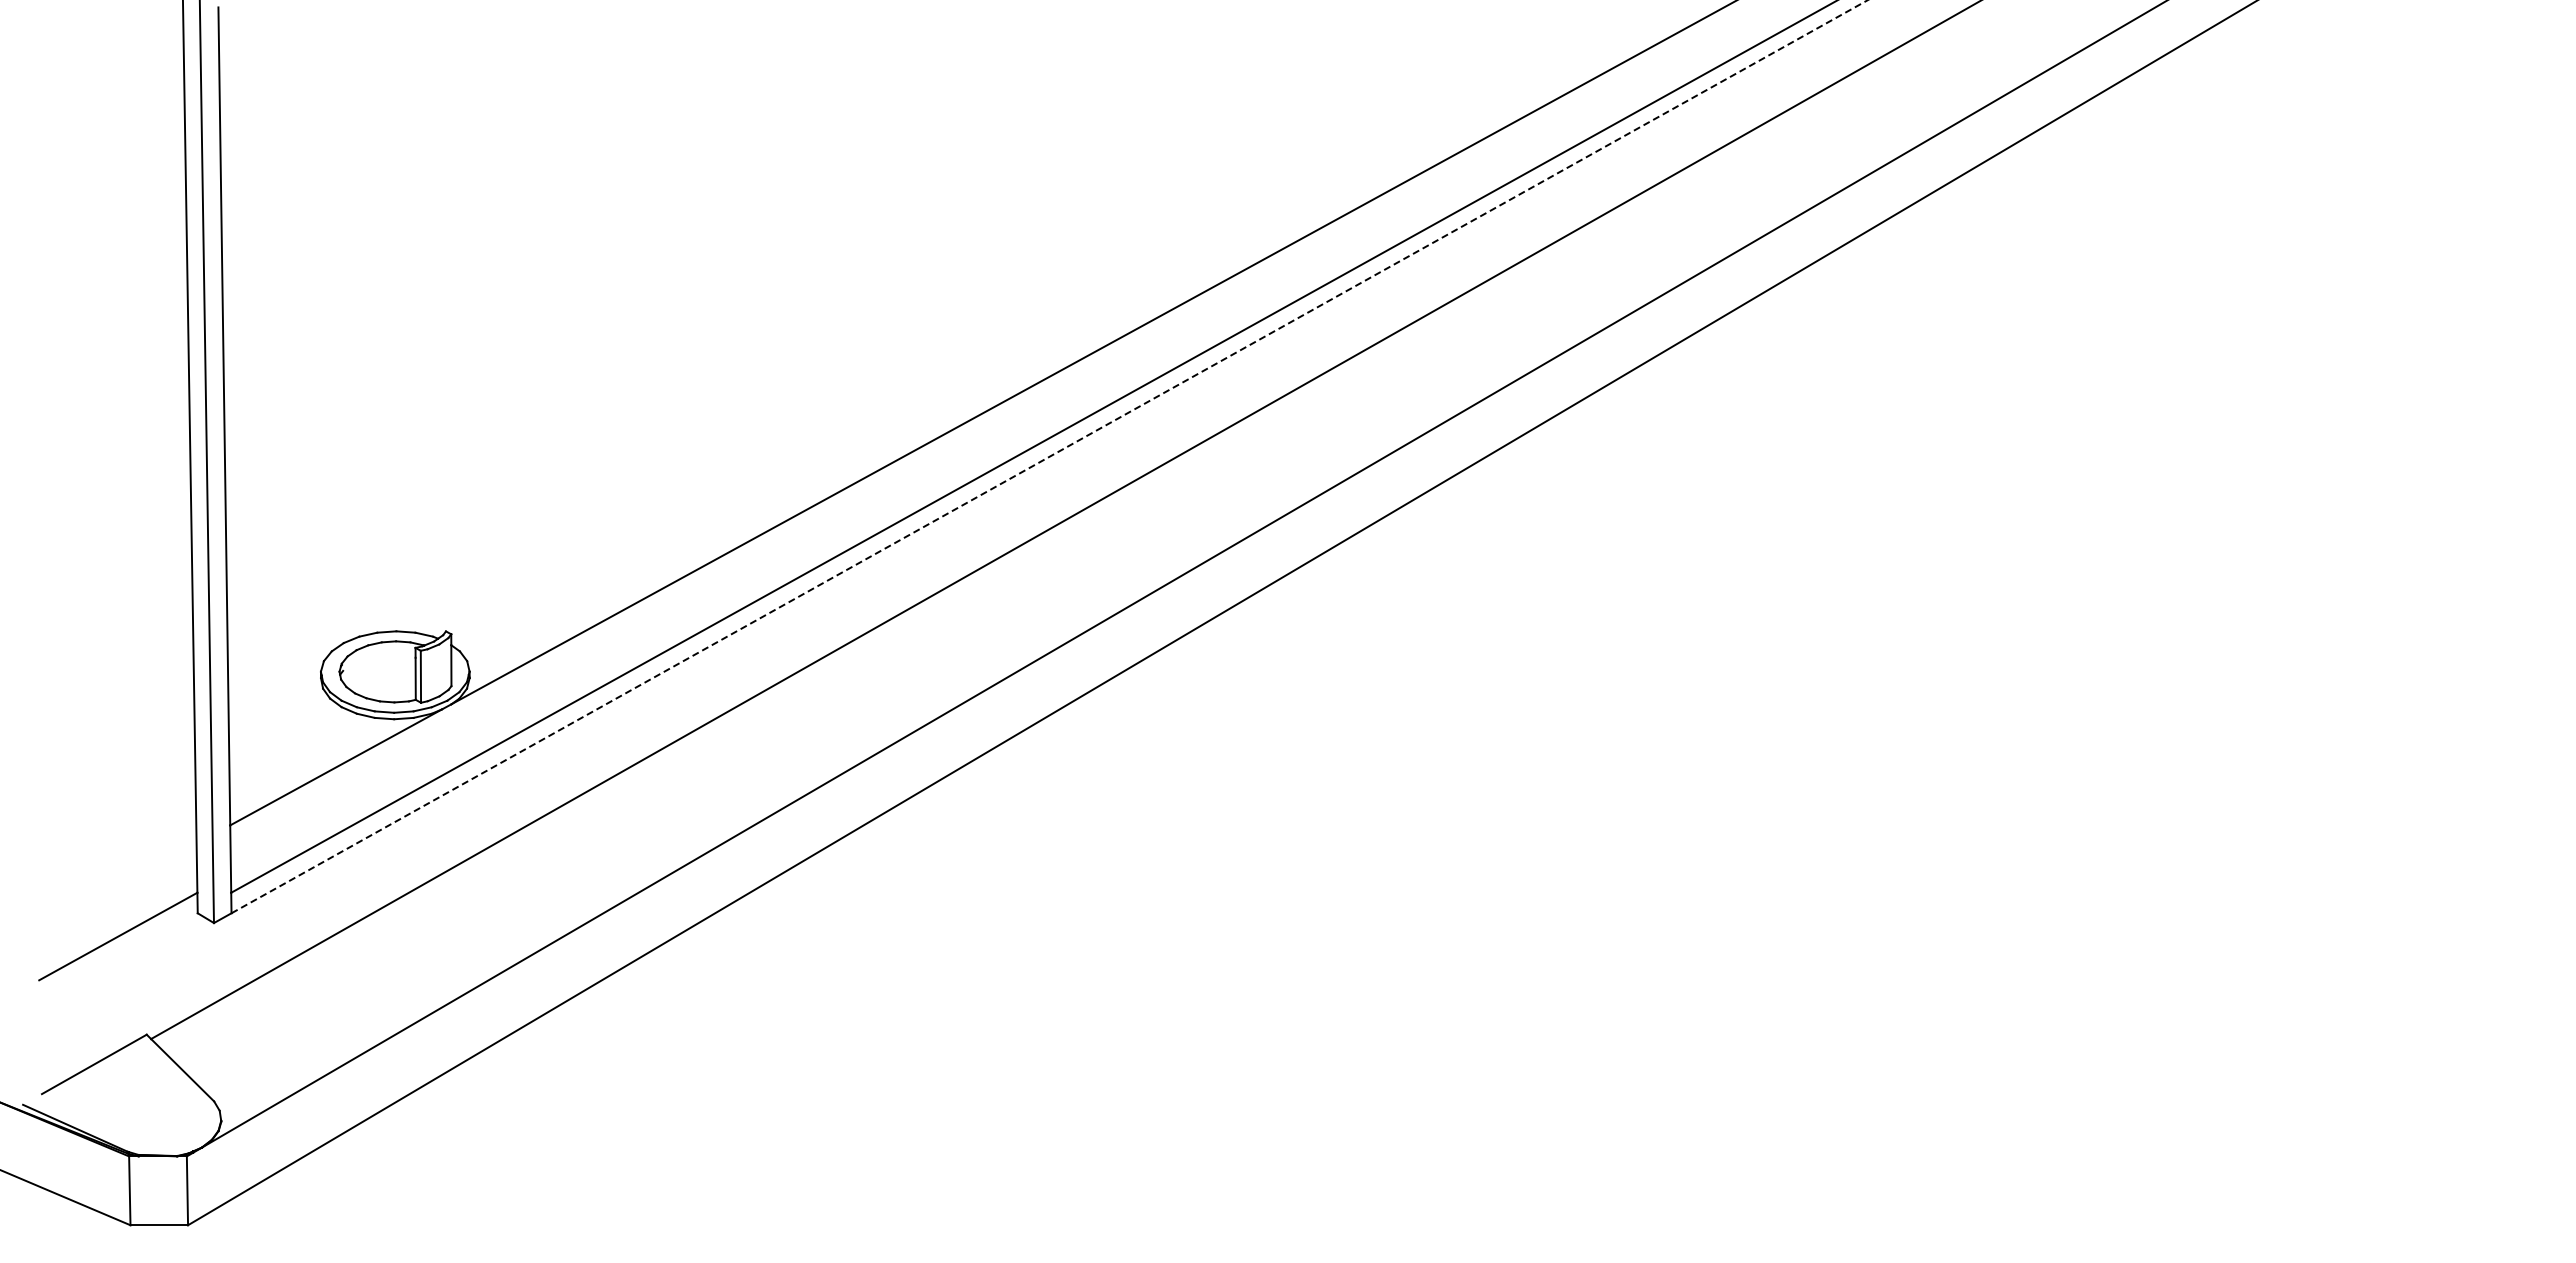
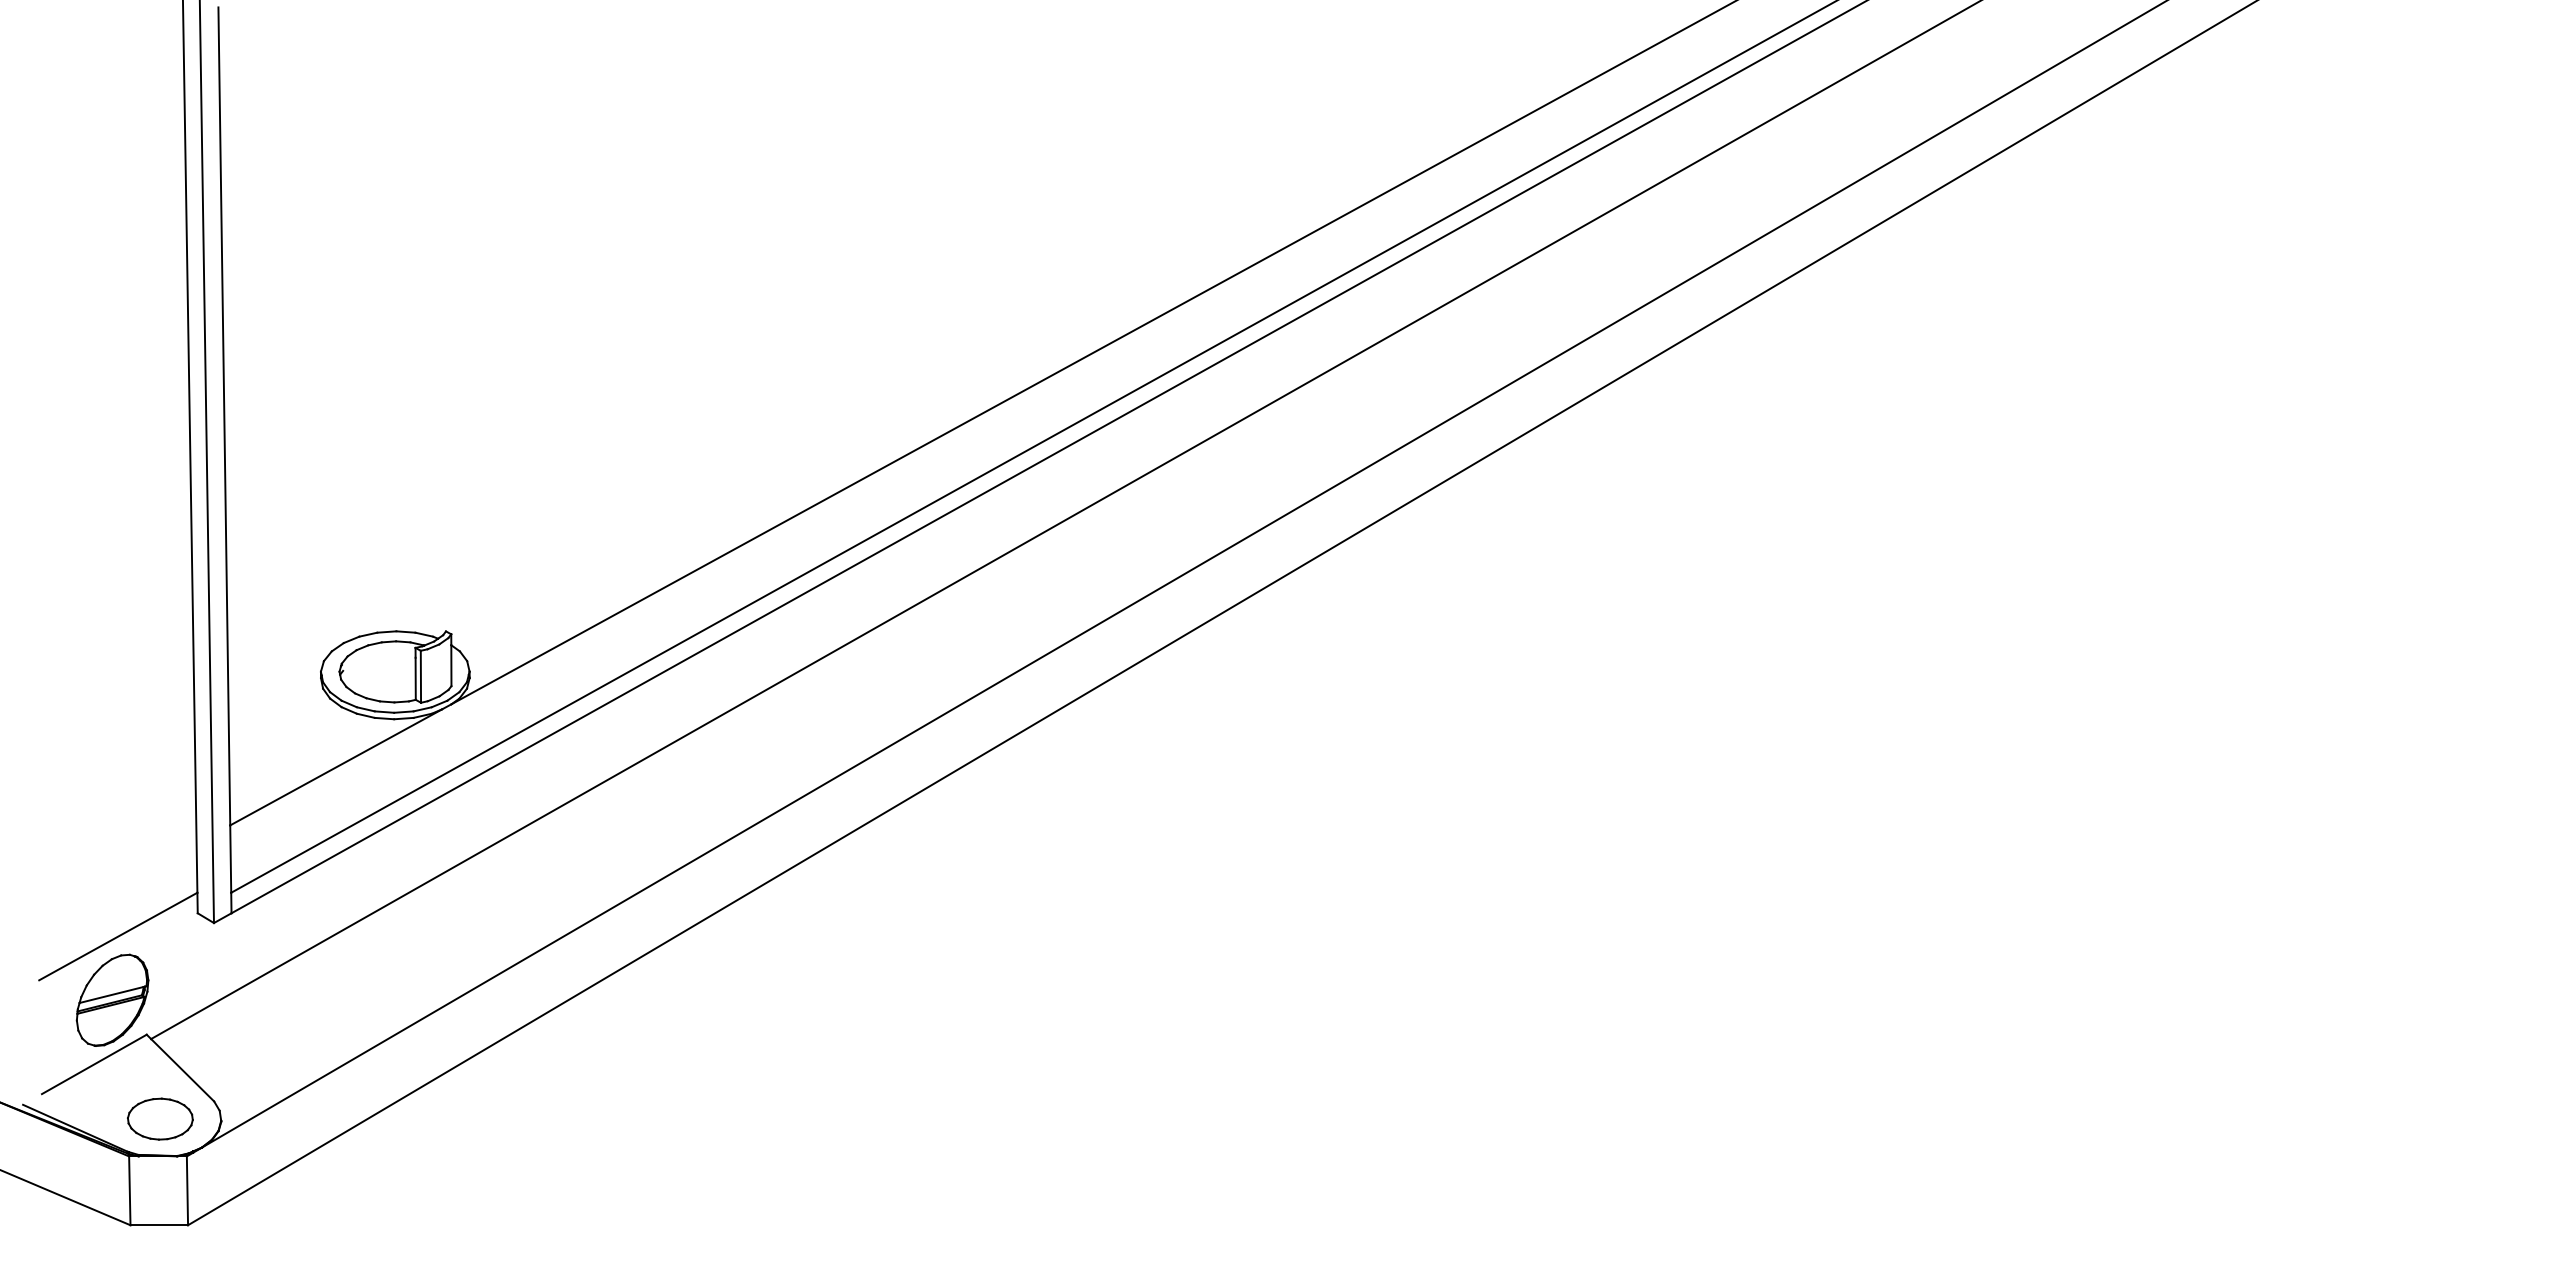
line: dashed -> solid (1049, 456)
part: none -> present (112, 999)
part: none -> present (160, 1118)
